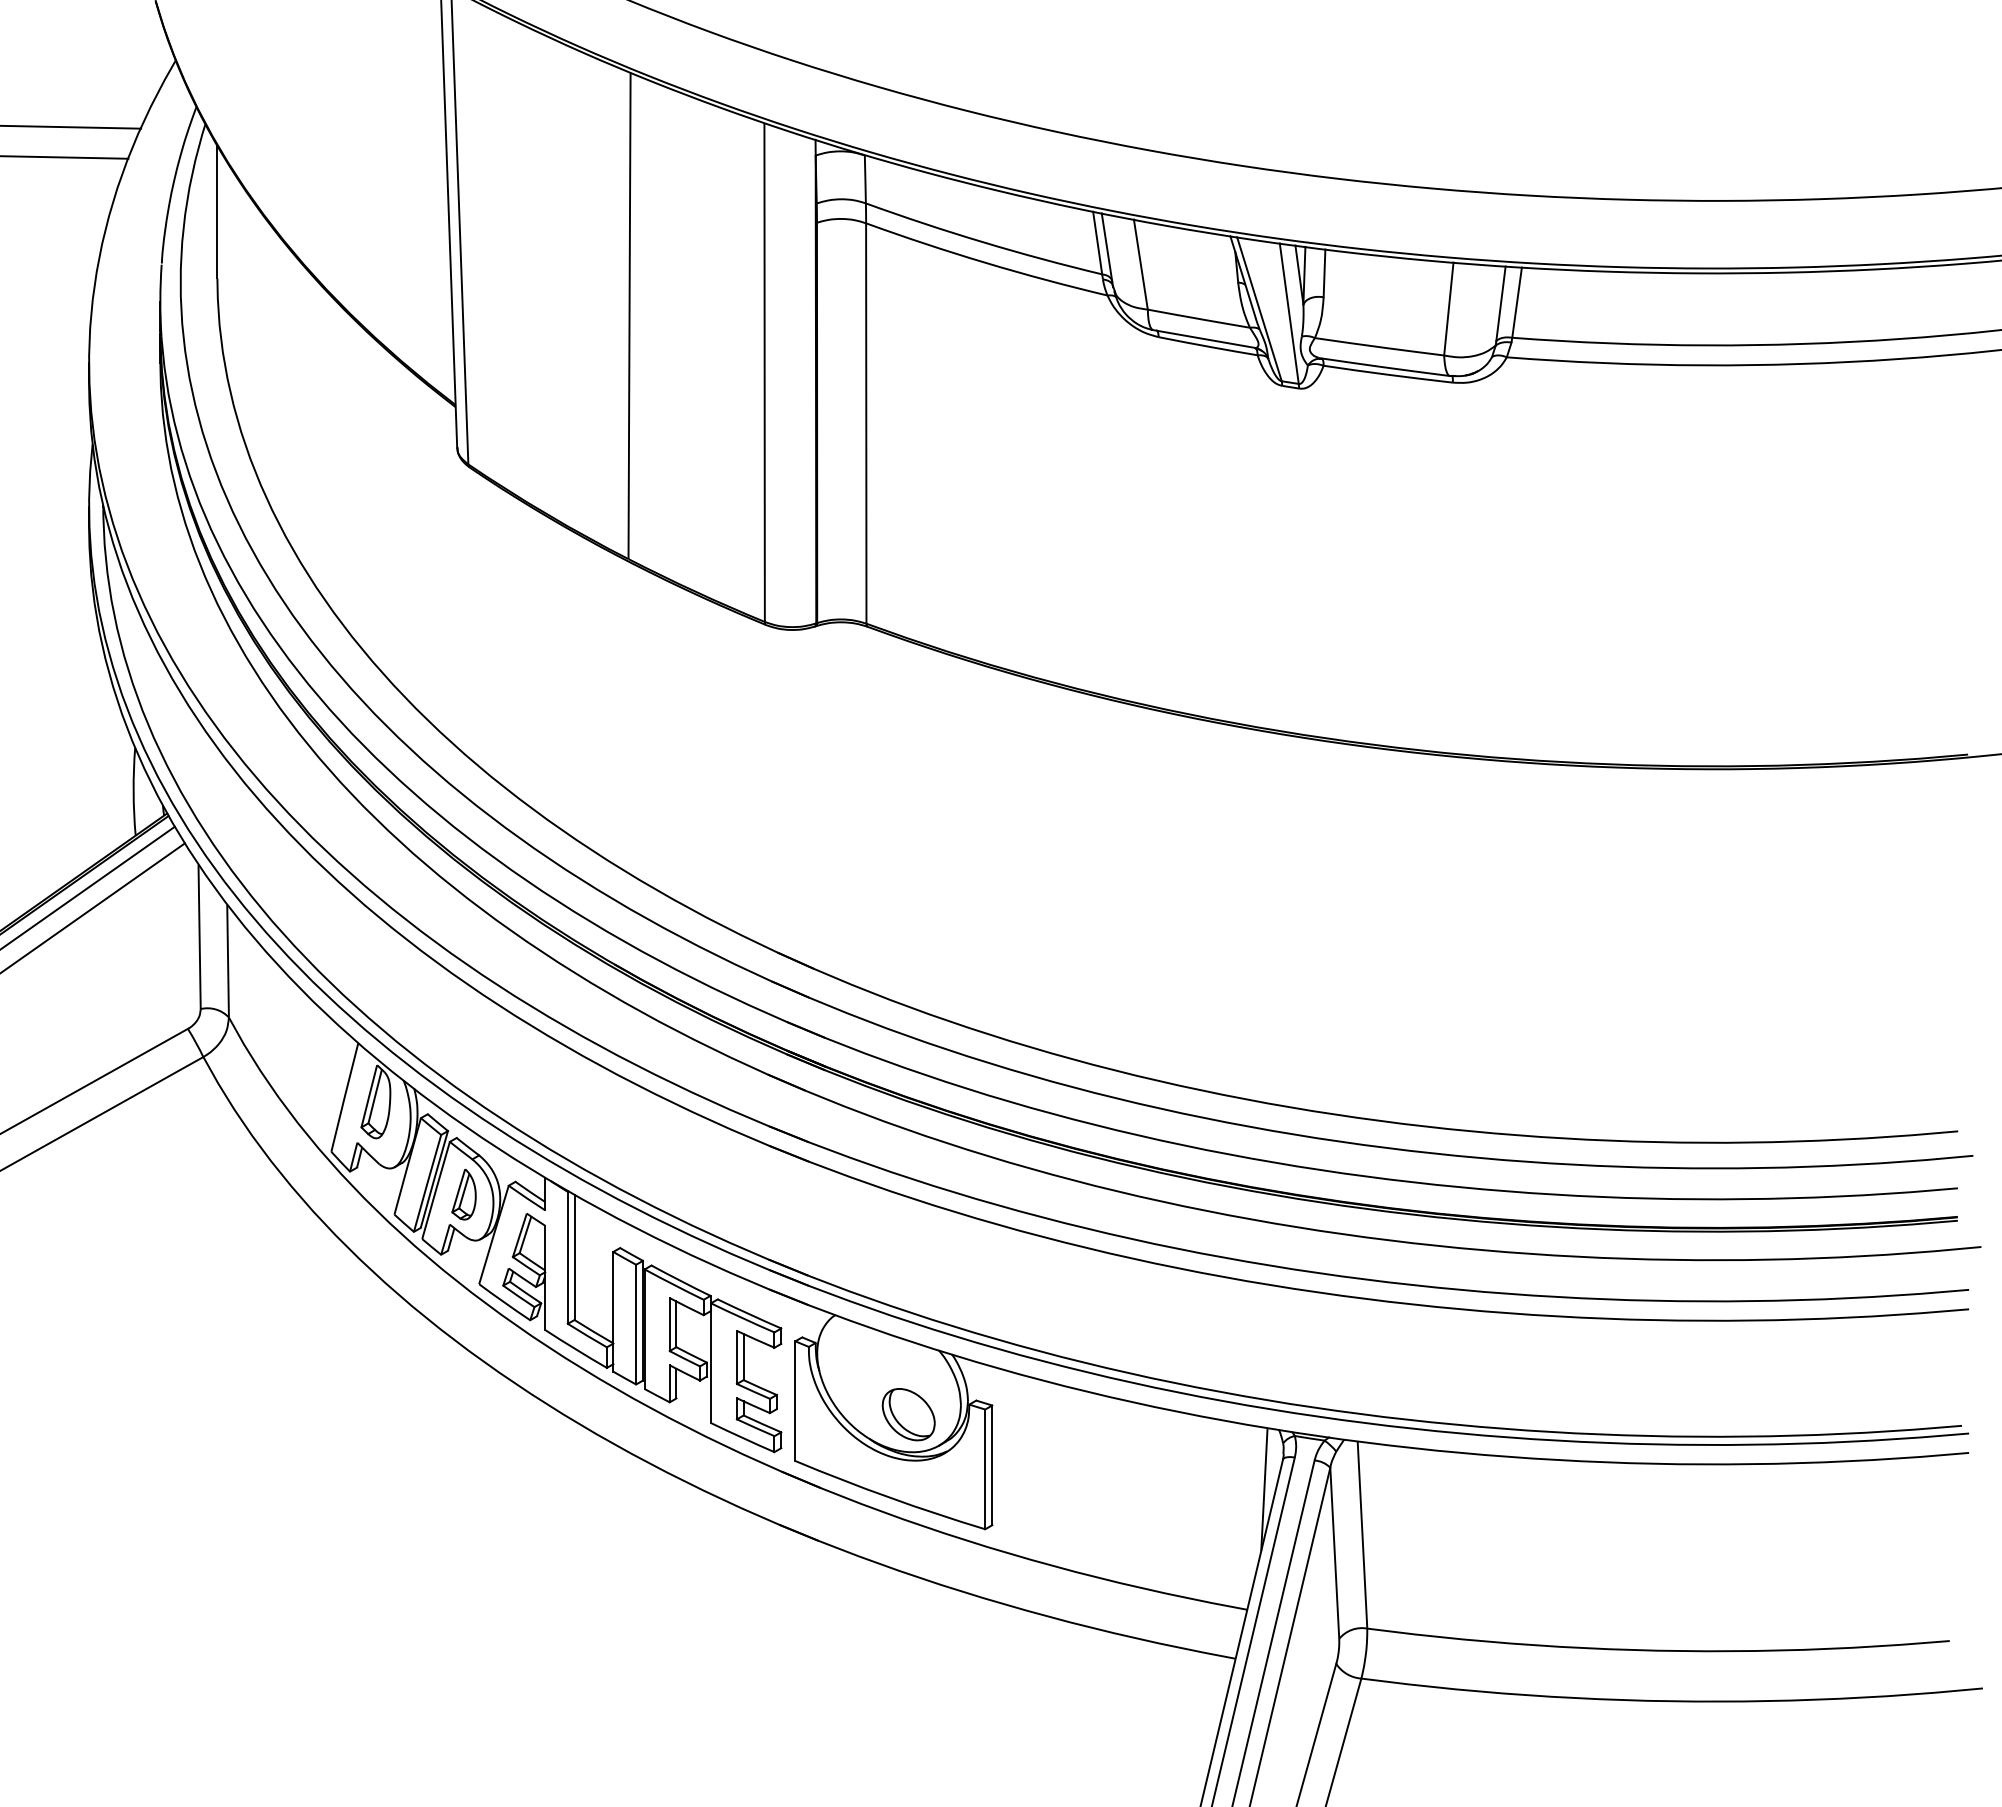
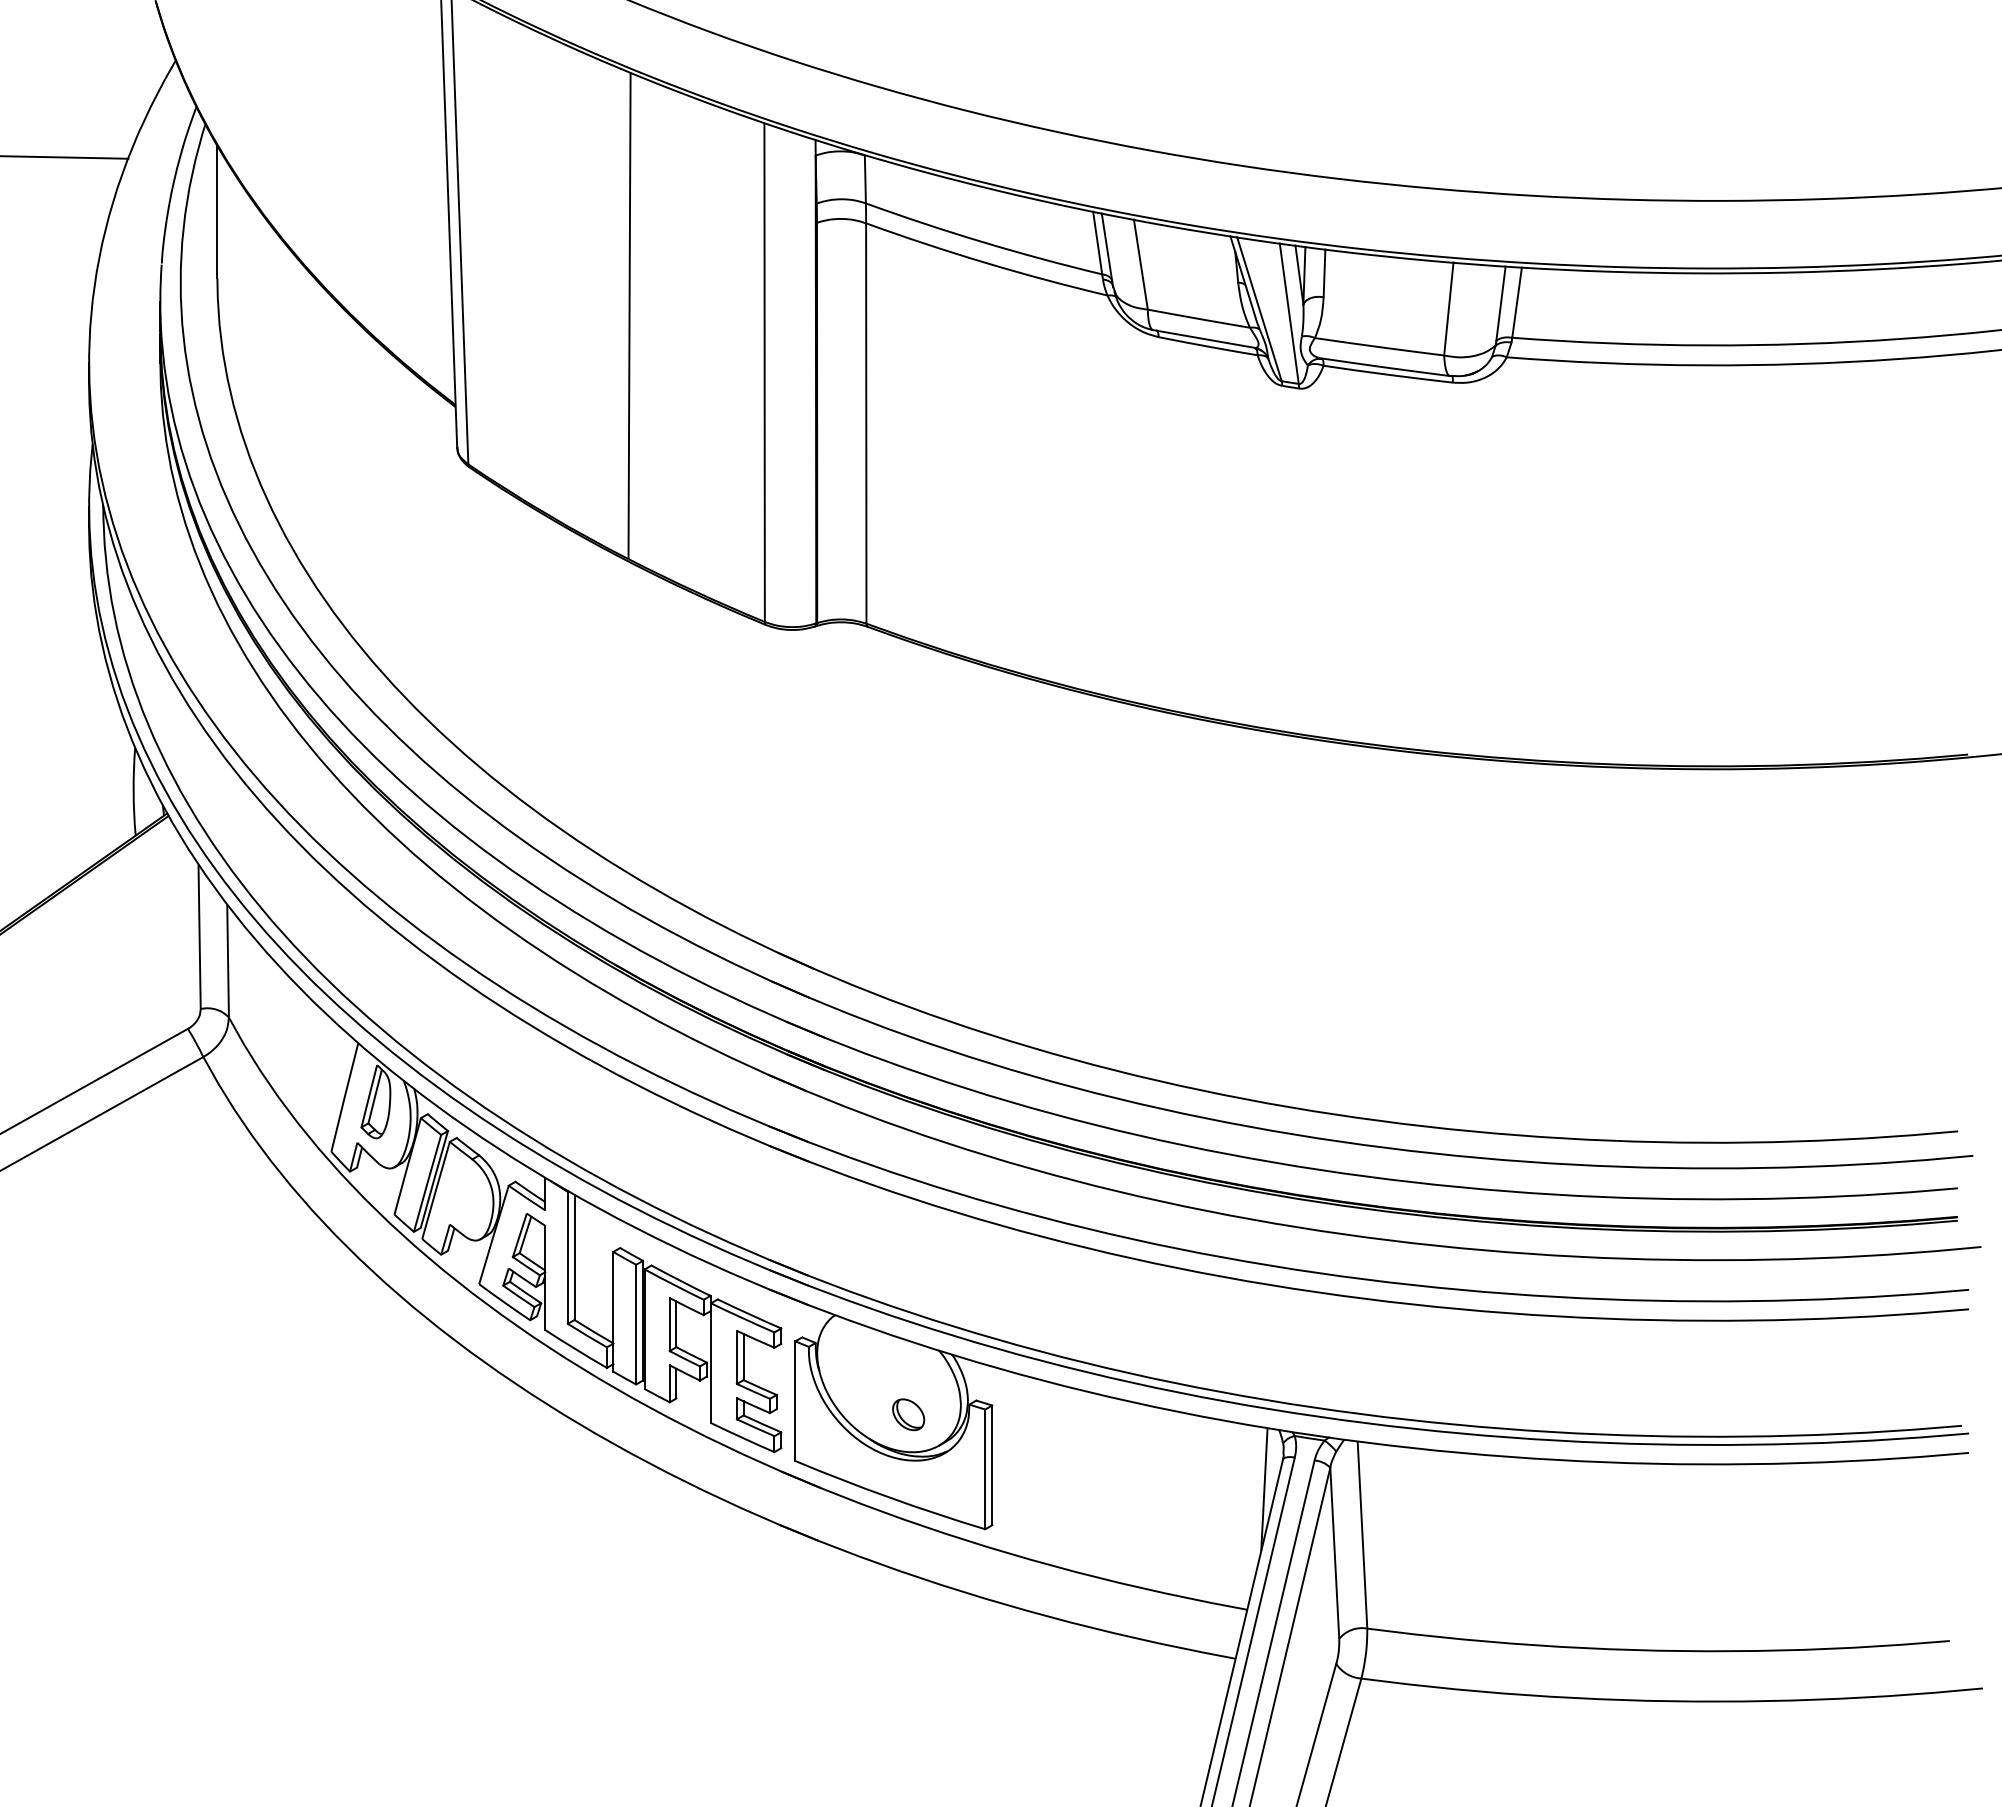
line: present -> none (71, 126)
line: present -> none (88, 887)
line: present -> none (93, 907)
part: present -> none (463, 1194)
part size: 55x54 px -> 34x34 px (908, 1414)
